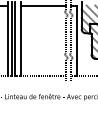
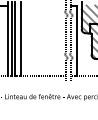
line: present -> none (43, 6)
